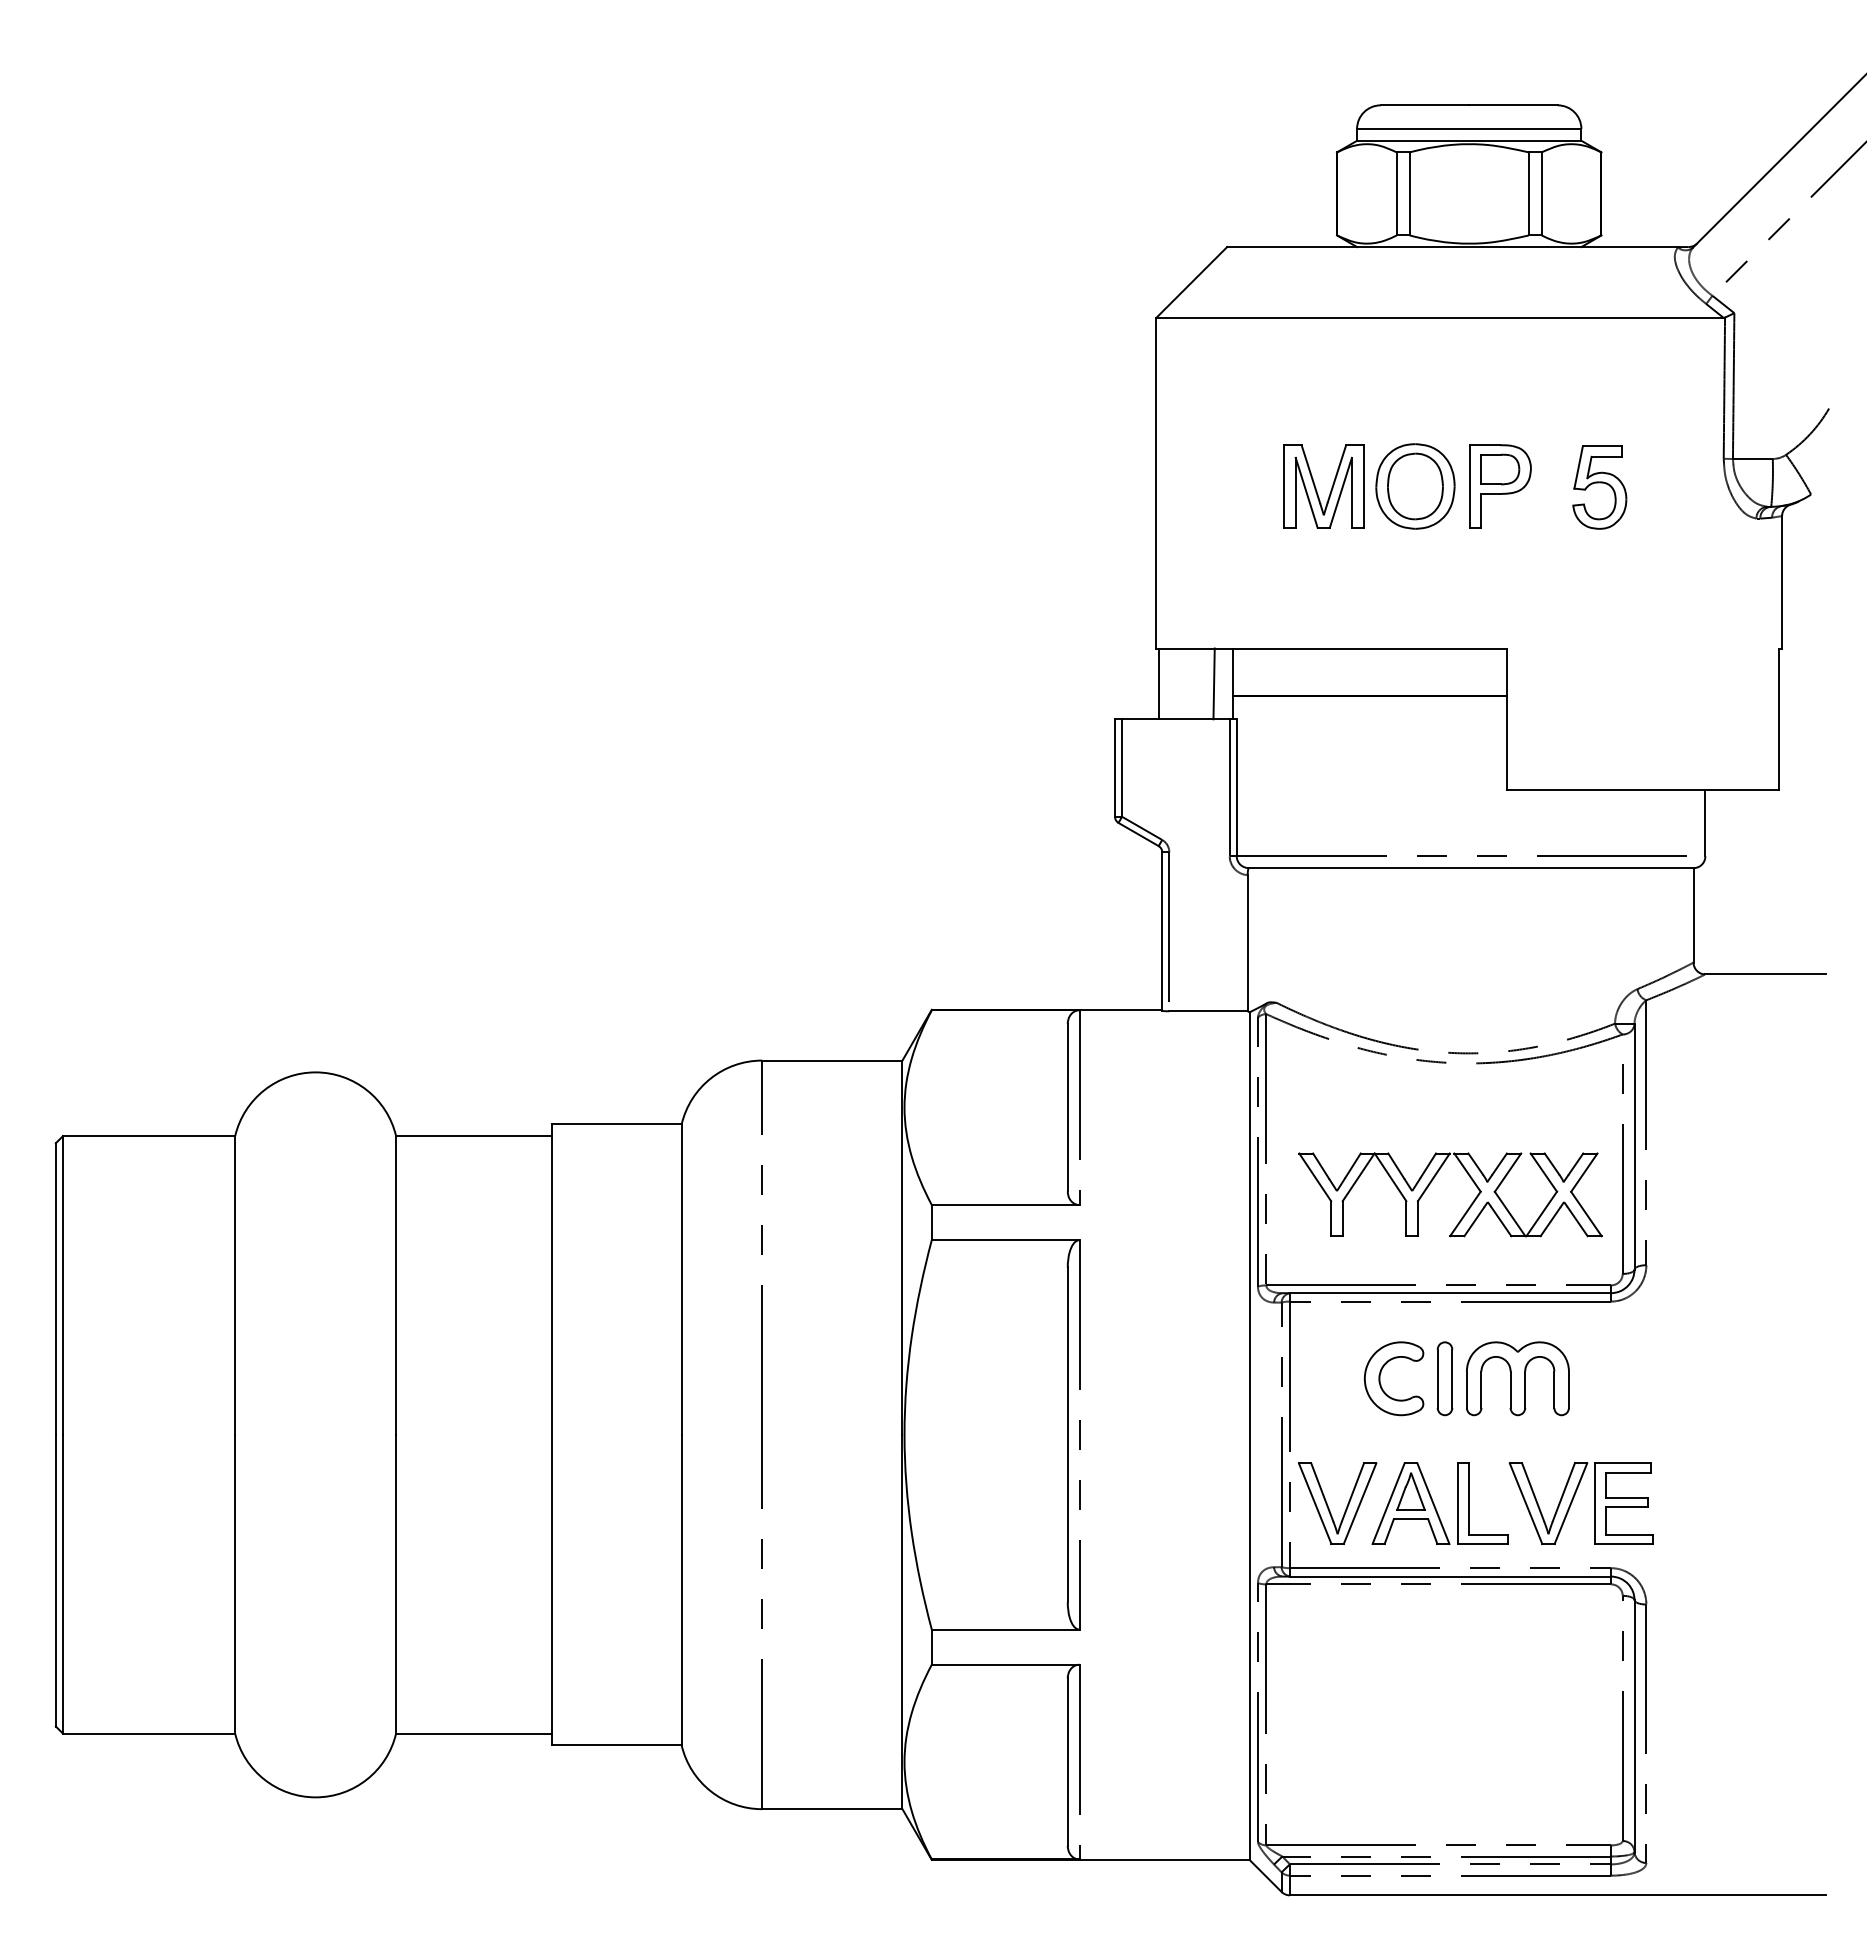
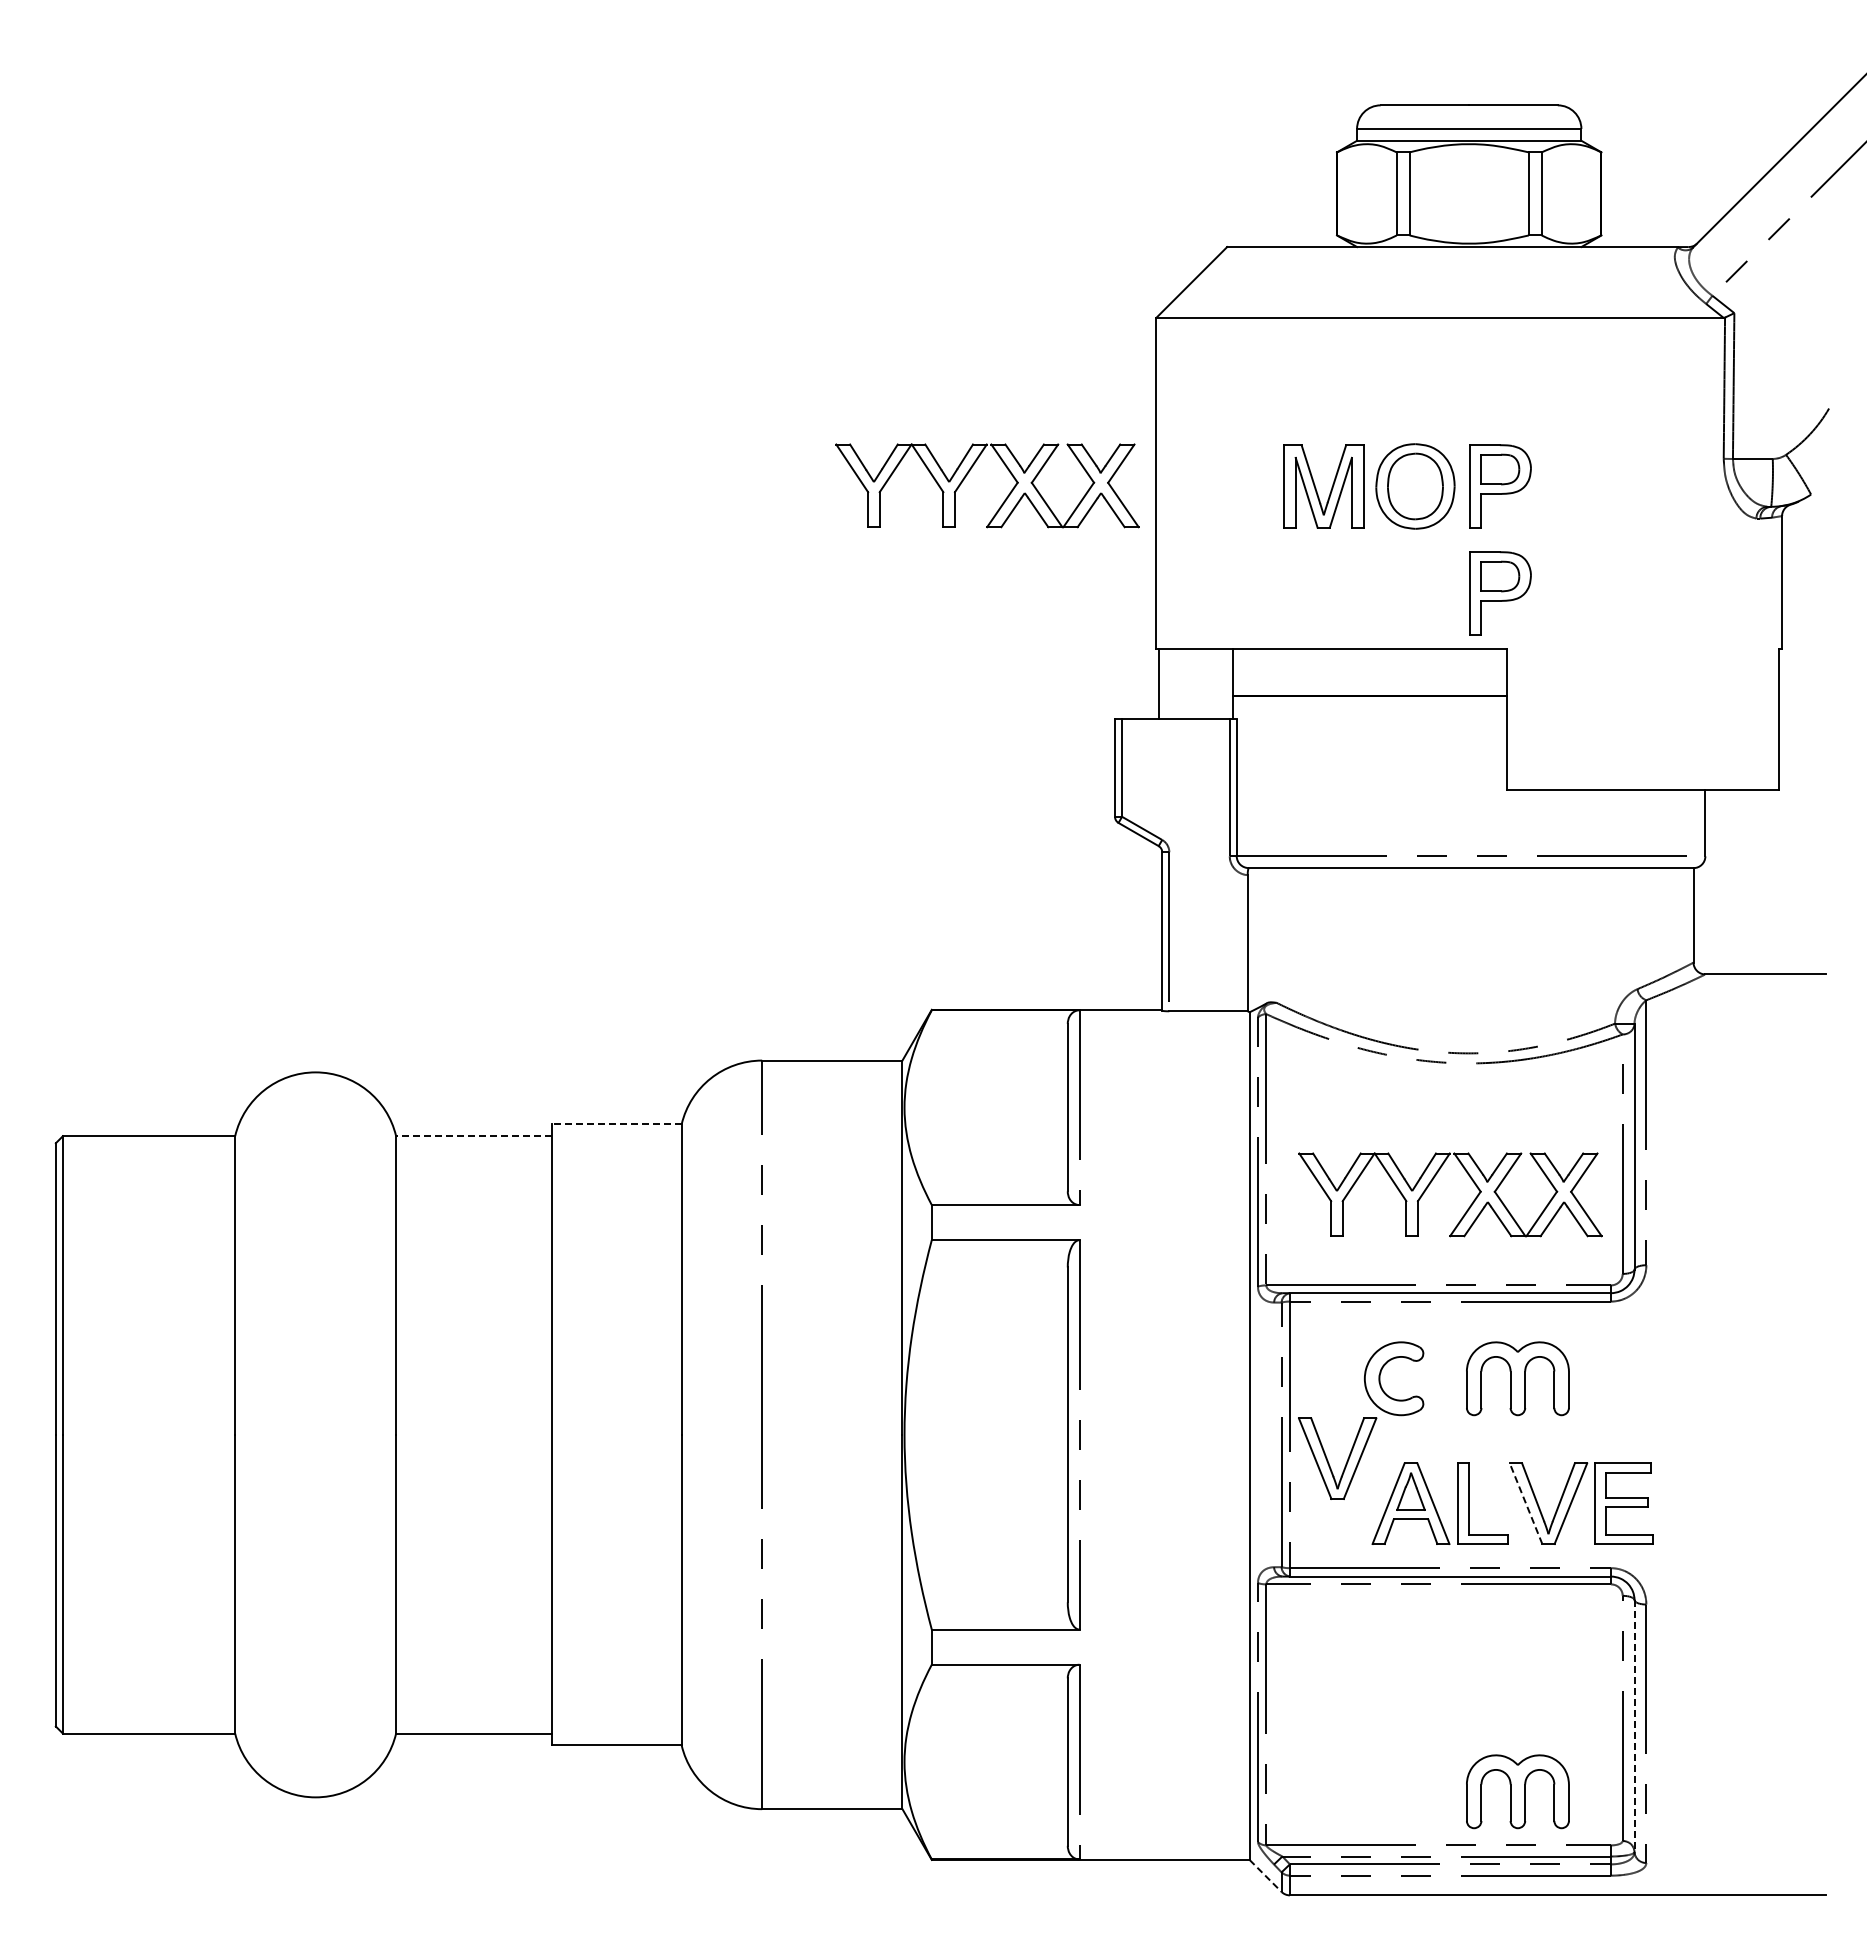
part: none -> present (969, 472)
part: present -> none (1599, 487)
part: none -> present (1500, 593)
line: present -> none (1213, 683)
line: solid -> dashed (616, 1124)
line: solid -> dashed (473, 1136)
part: present -> none (1444, 1378)
line: solid -> dashed (1525, 1503)
part position: (1328, 1505) -> (1328, 1460) (1328, 1460)
line: solid -> dashed (1634, 1726)
part: none -> present (1517, 1791)
line: solid -> dashed (1265, 1875)
